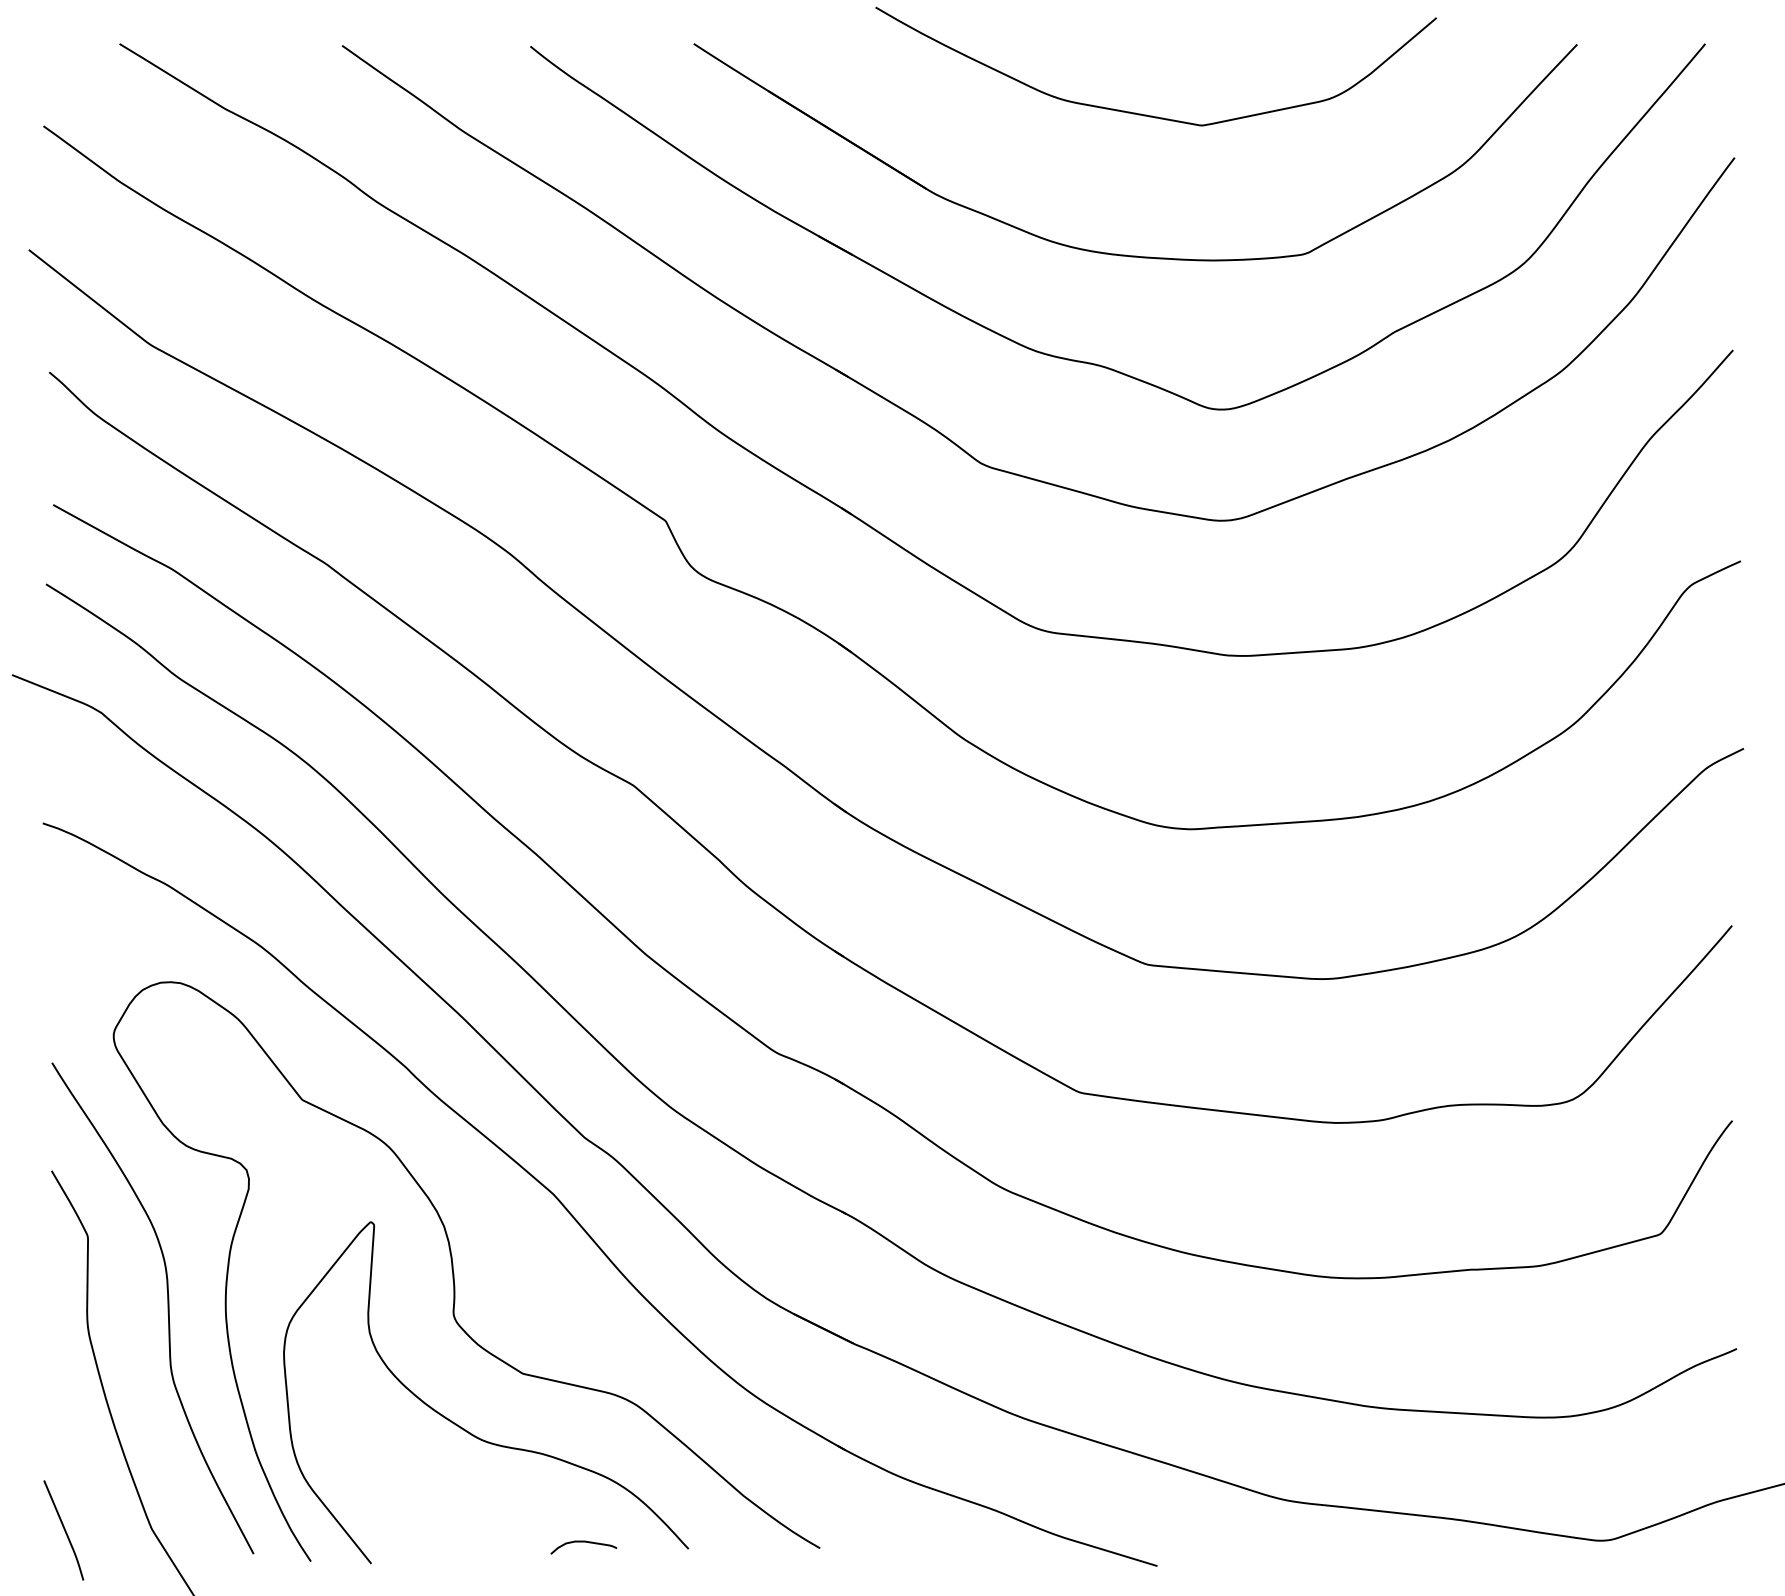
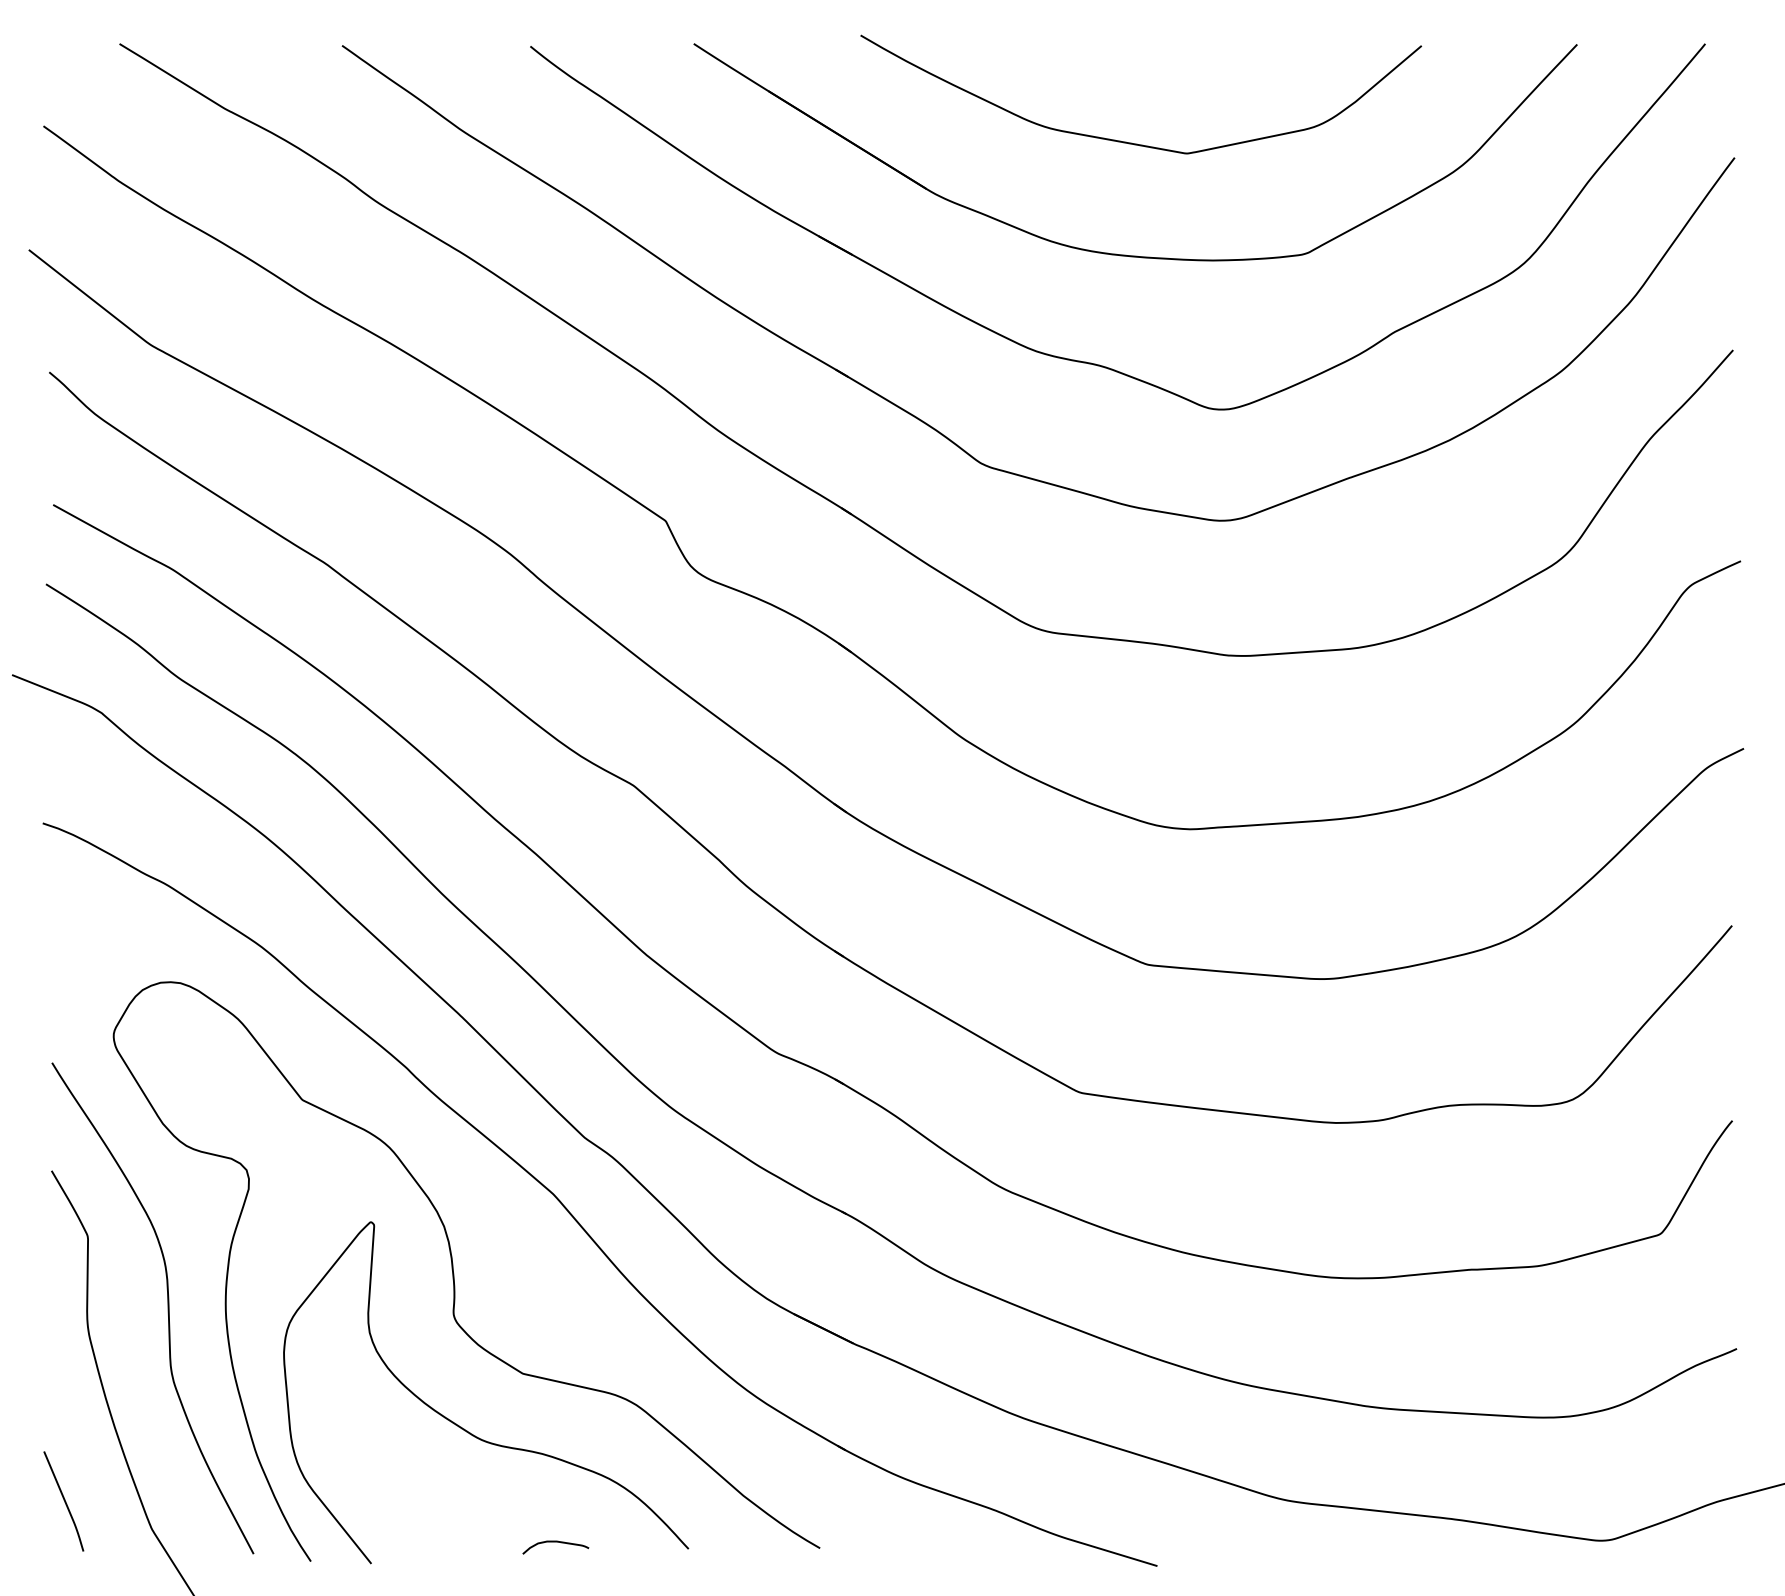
curve position: (1146, 114) -> (1131, 142) (1131, 142)
curve position: (63, 1529) -> (63, 1500) (63, 1500)
curve position: (583, 1542) -> (555, 1542) (555, 1542)
